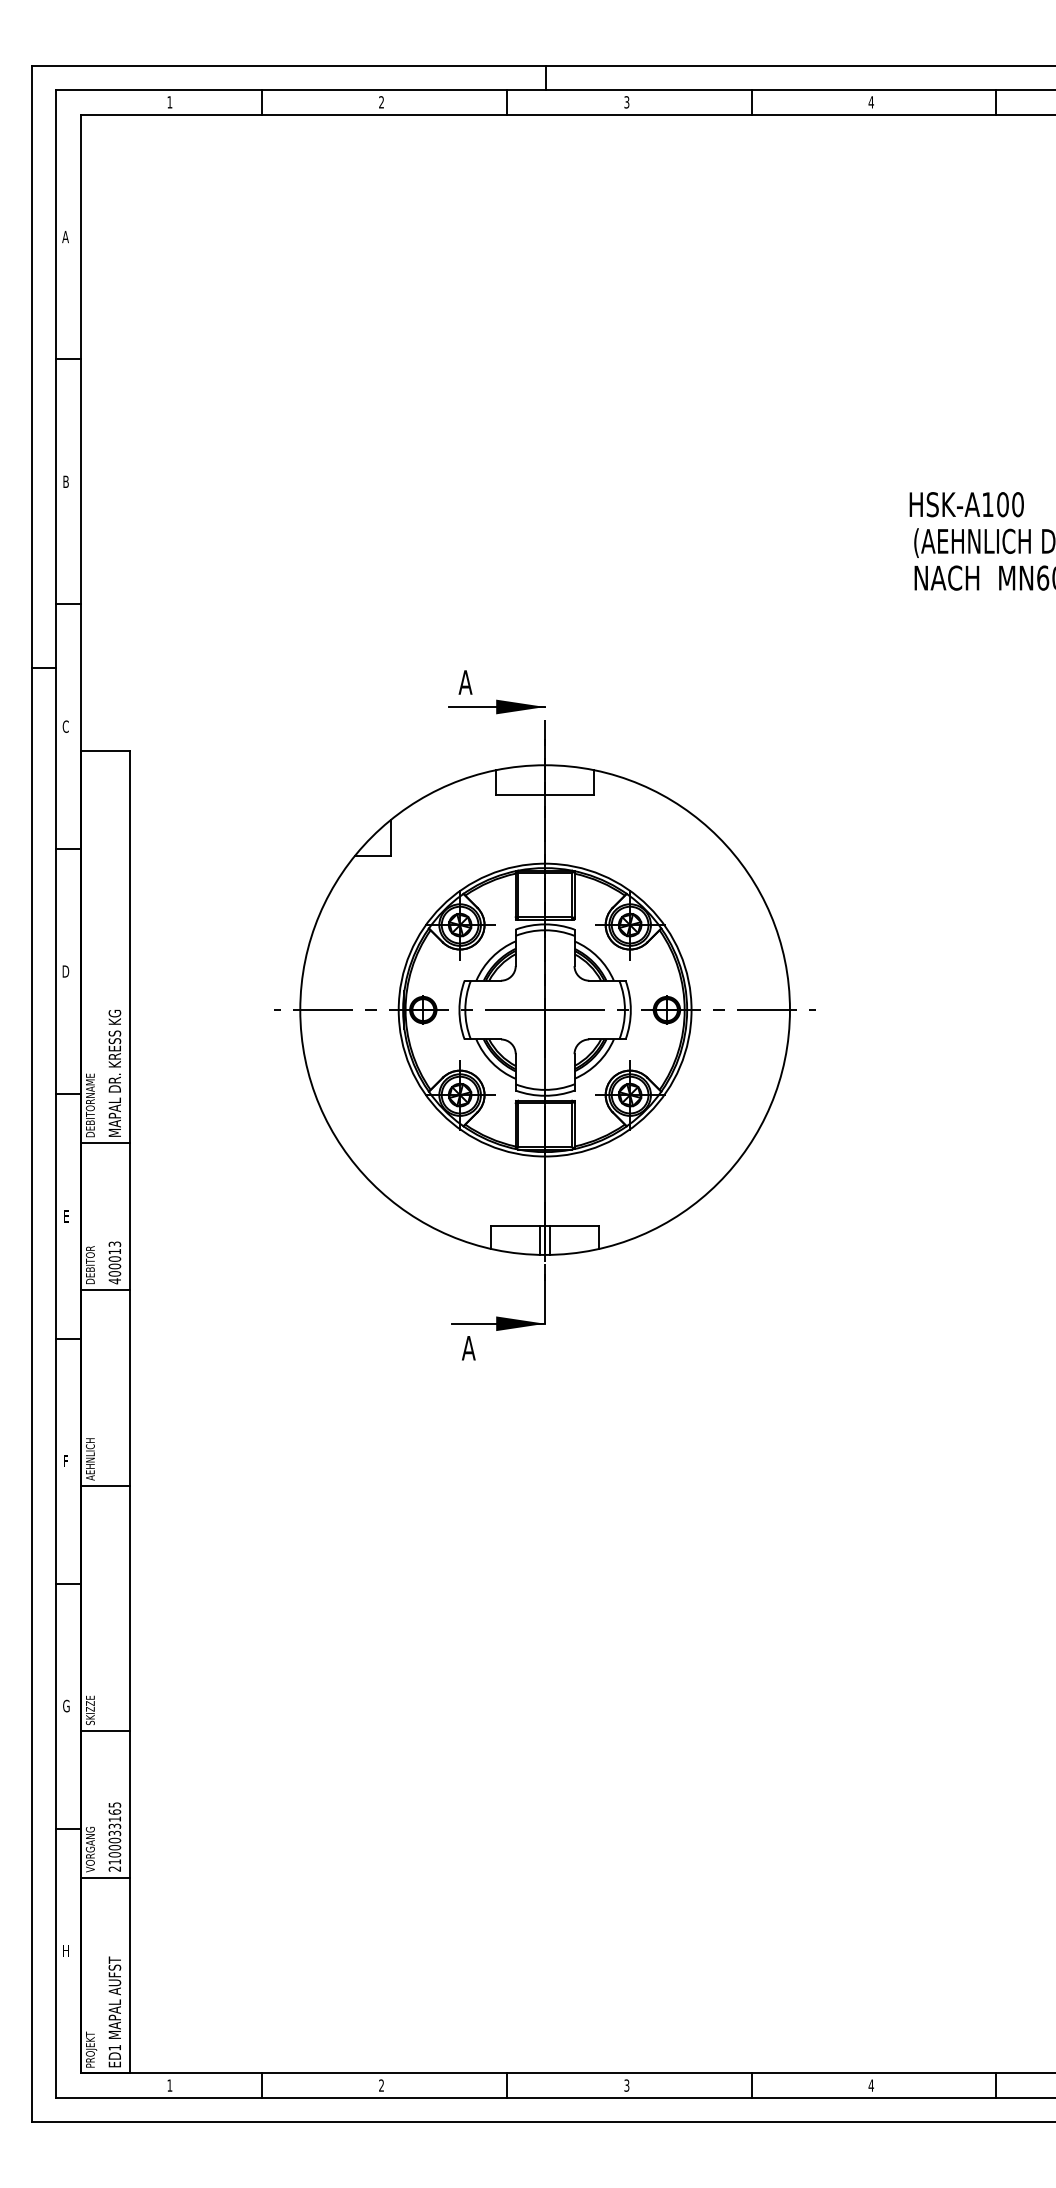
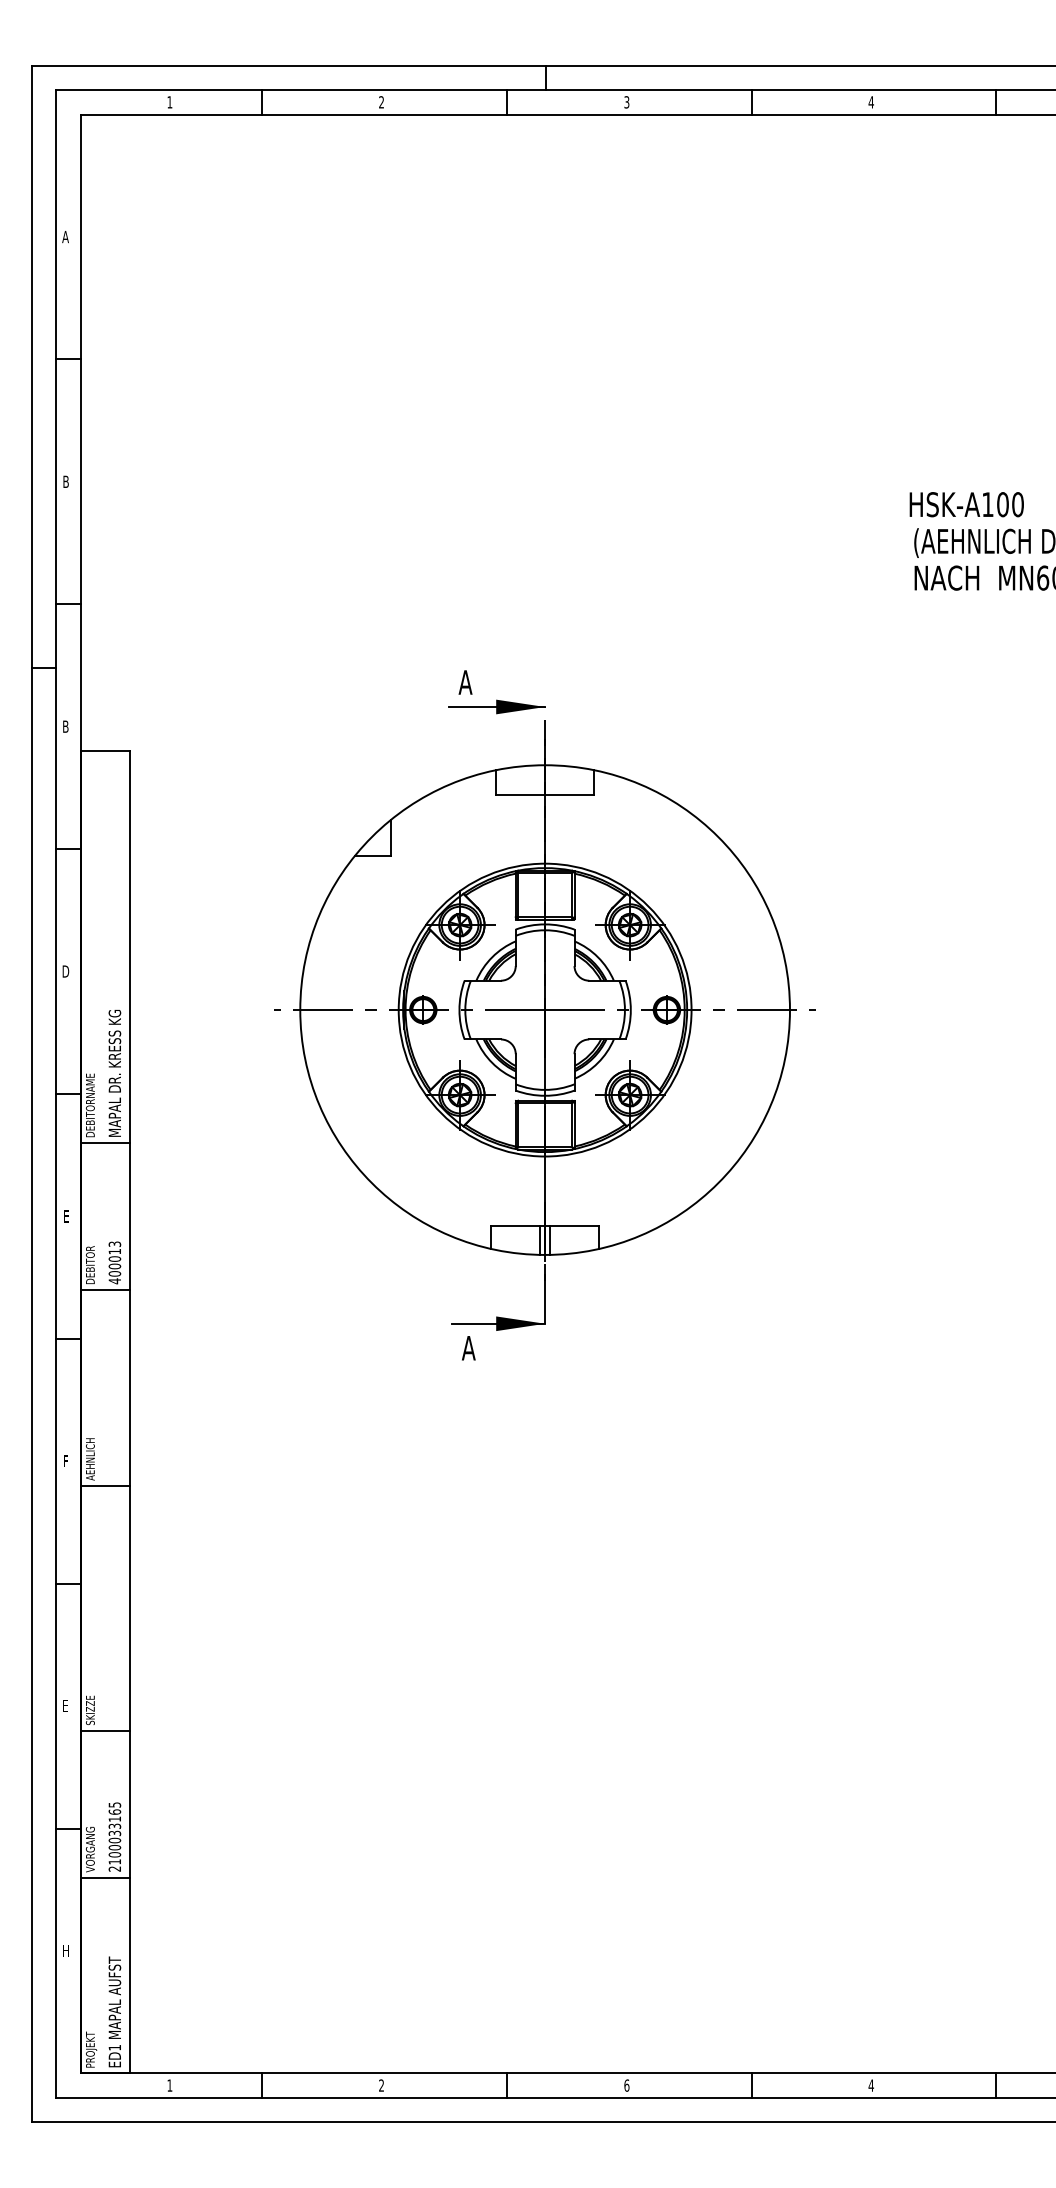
text: C -> B (65, 726)
text: G -> E (66, 1705)
text: 3 -> 6 (626, 2085)
